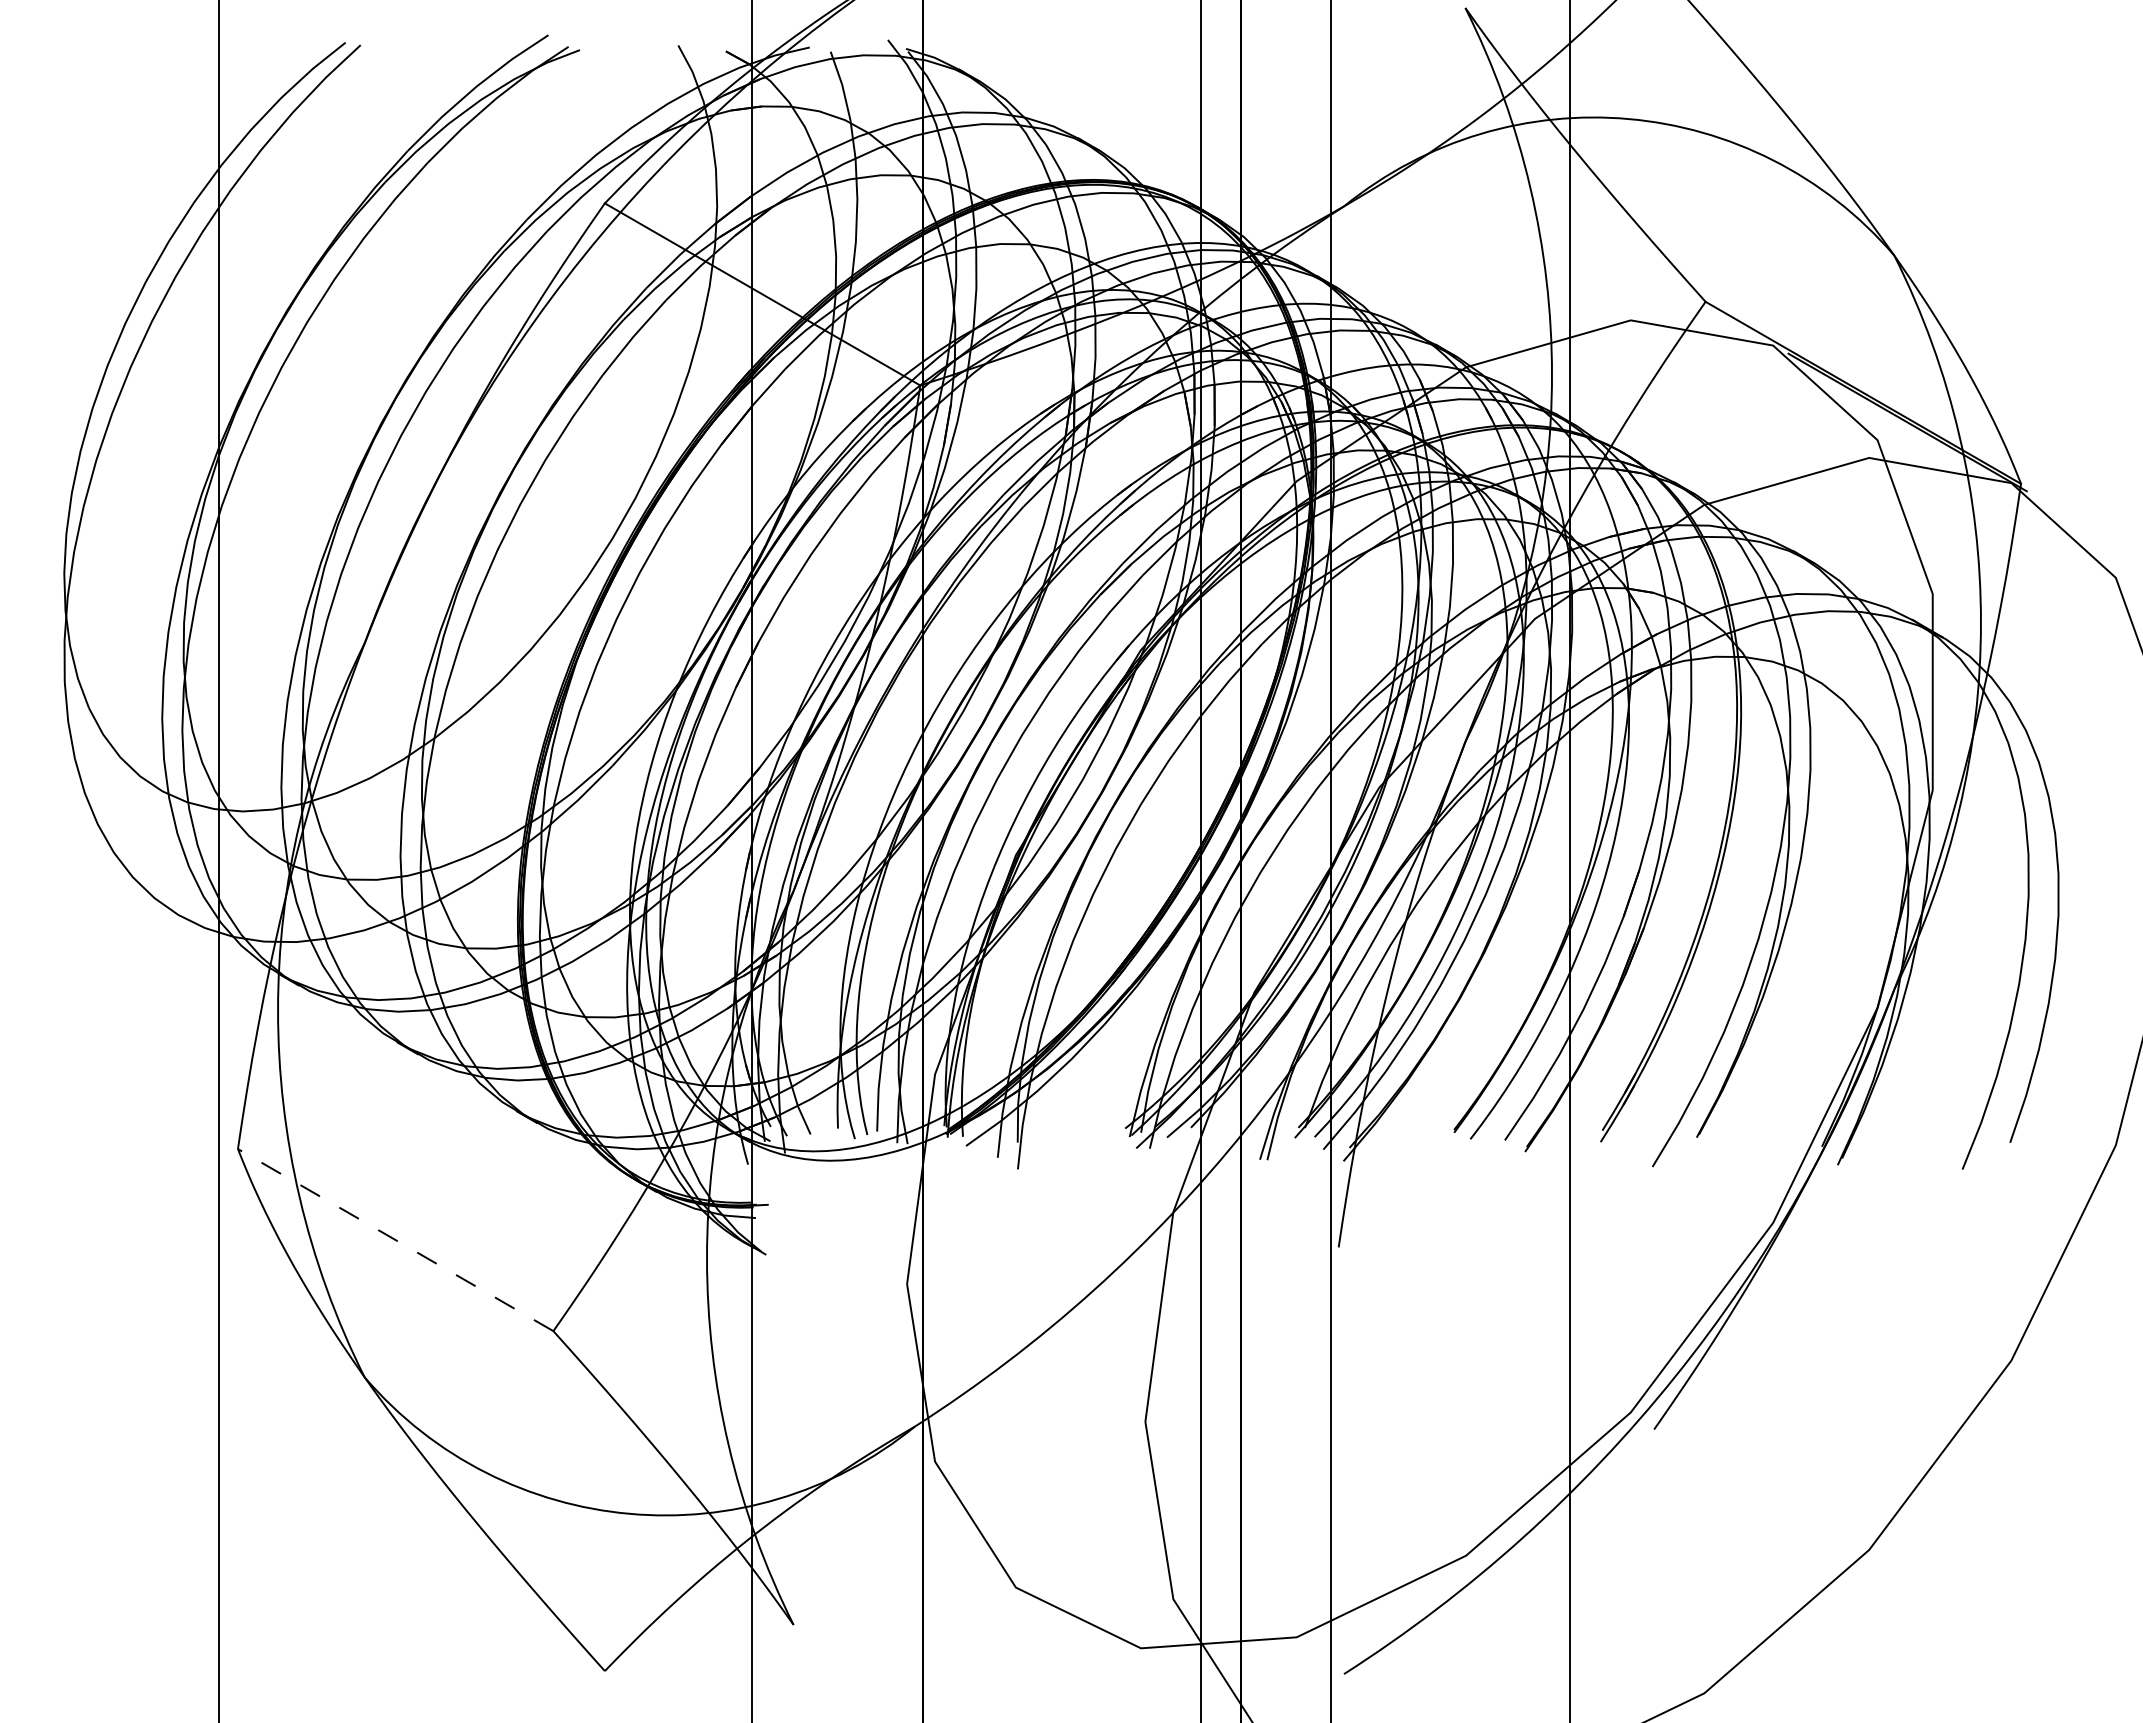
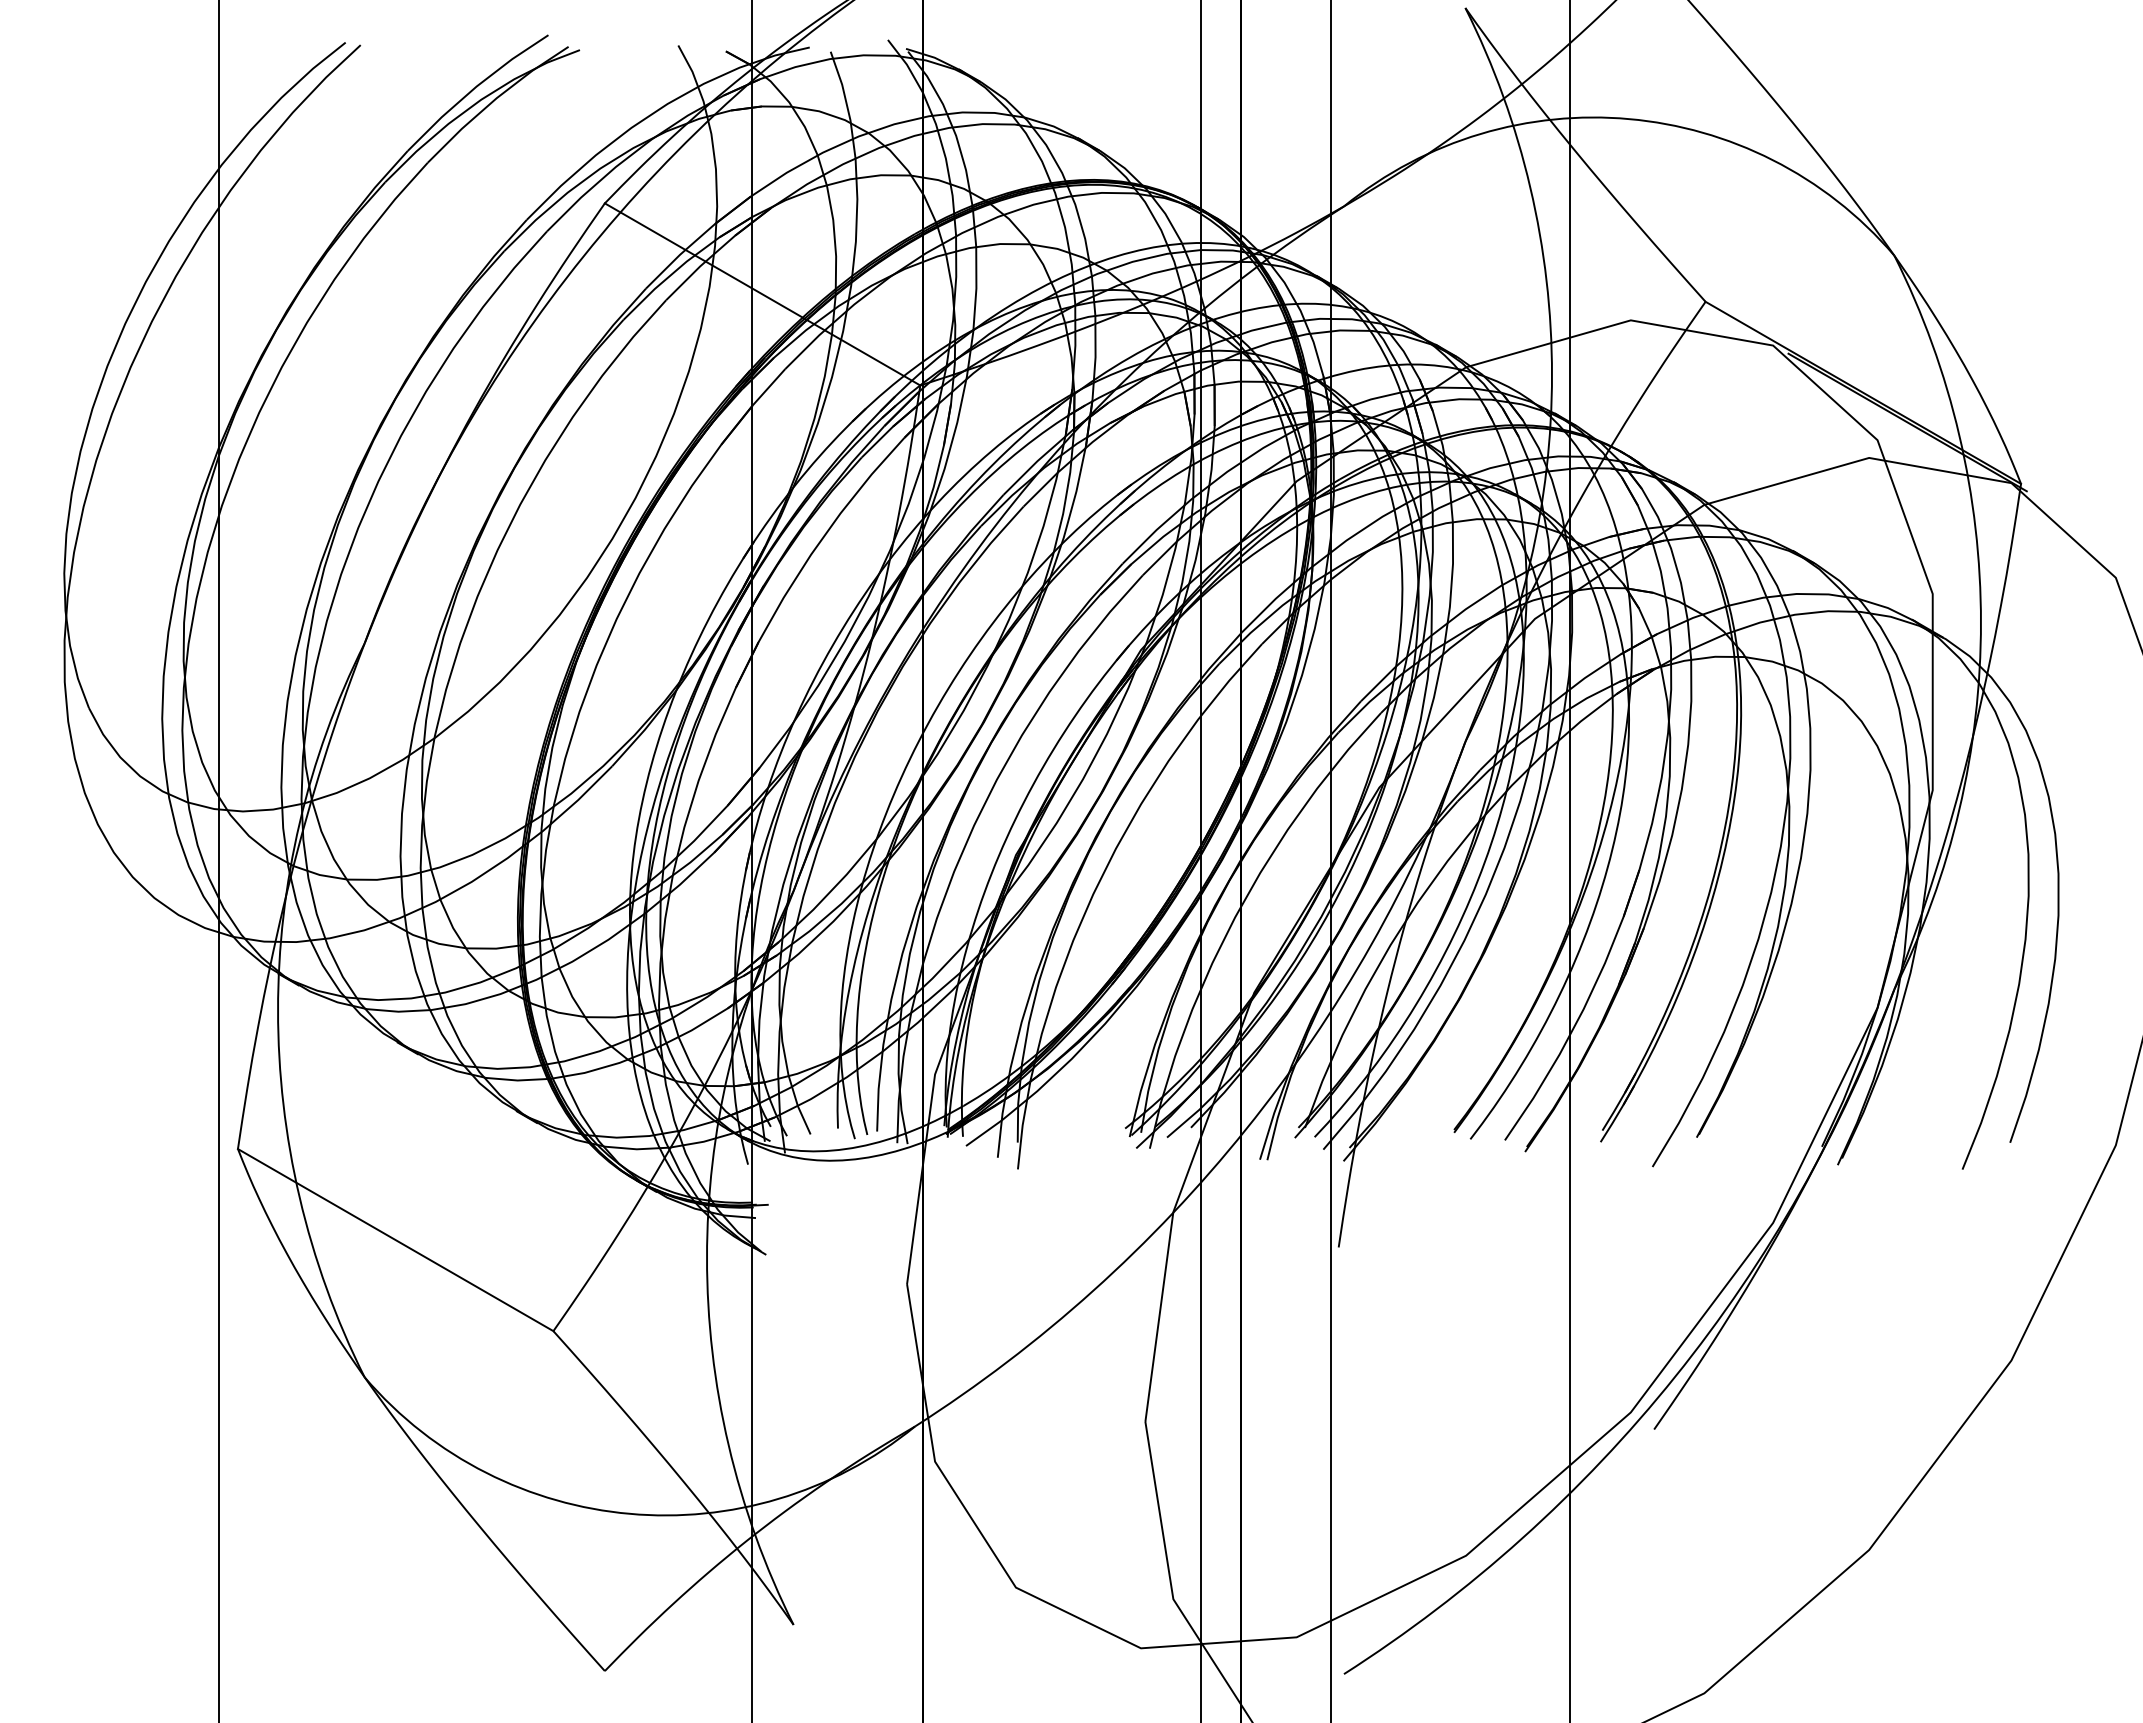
line: dashed -> solid (395, 1239)
